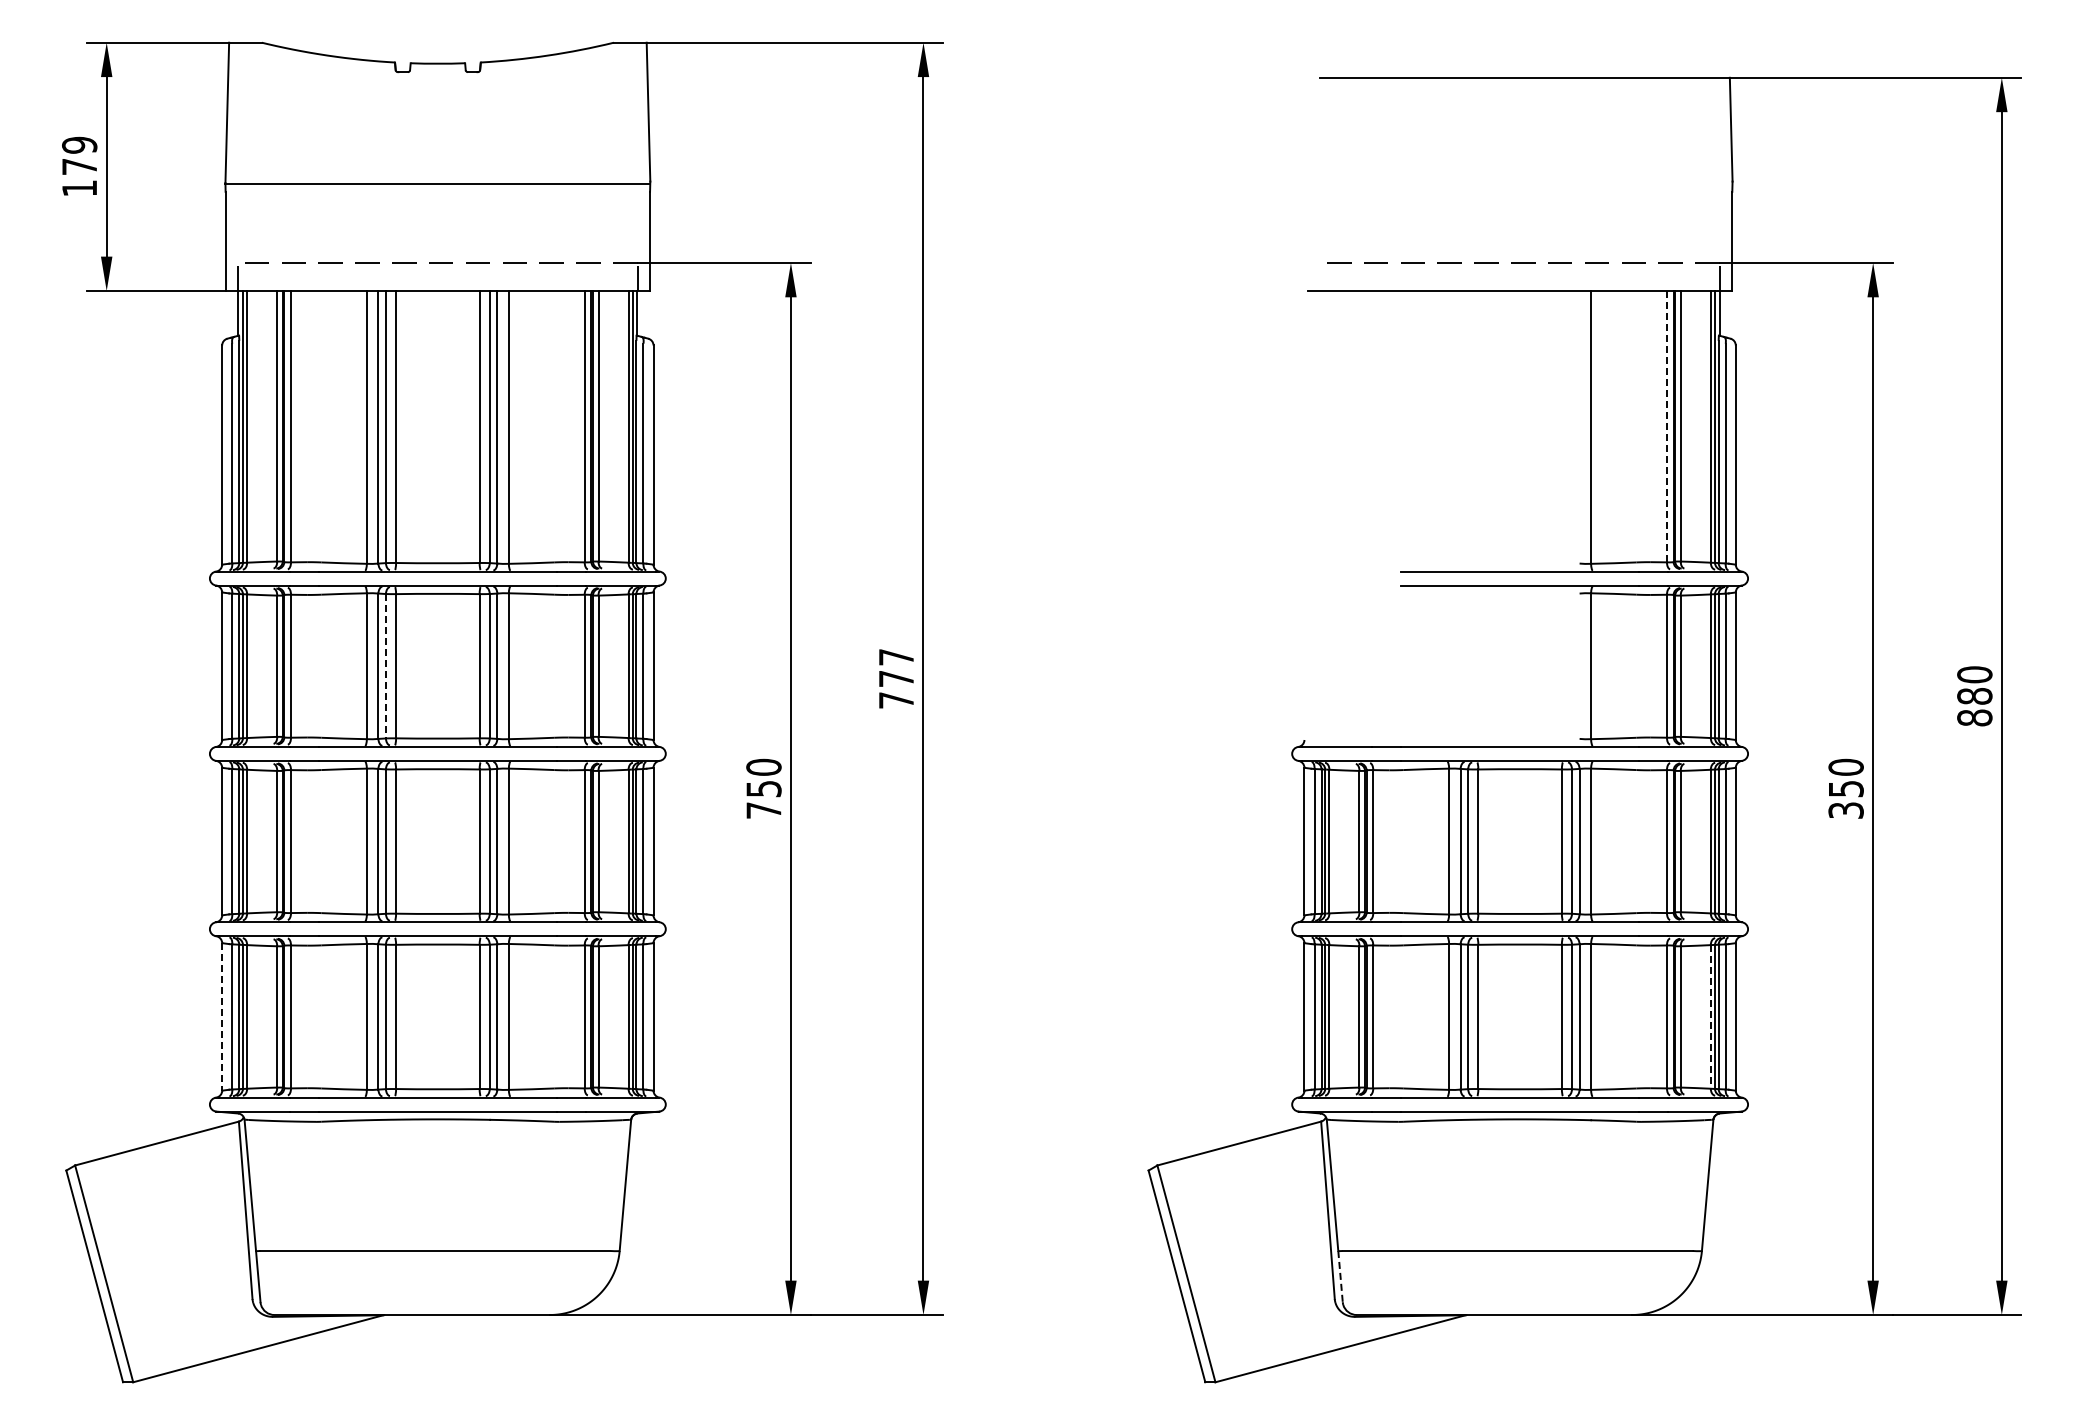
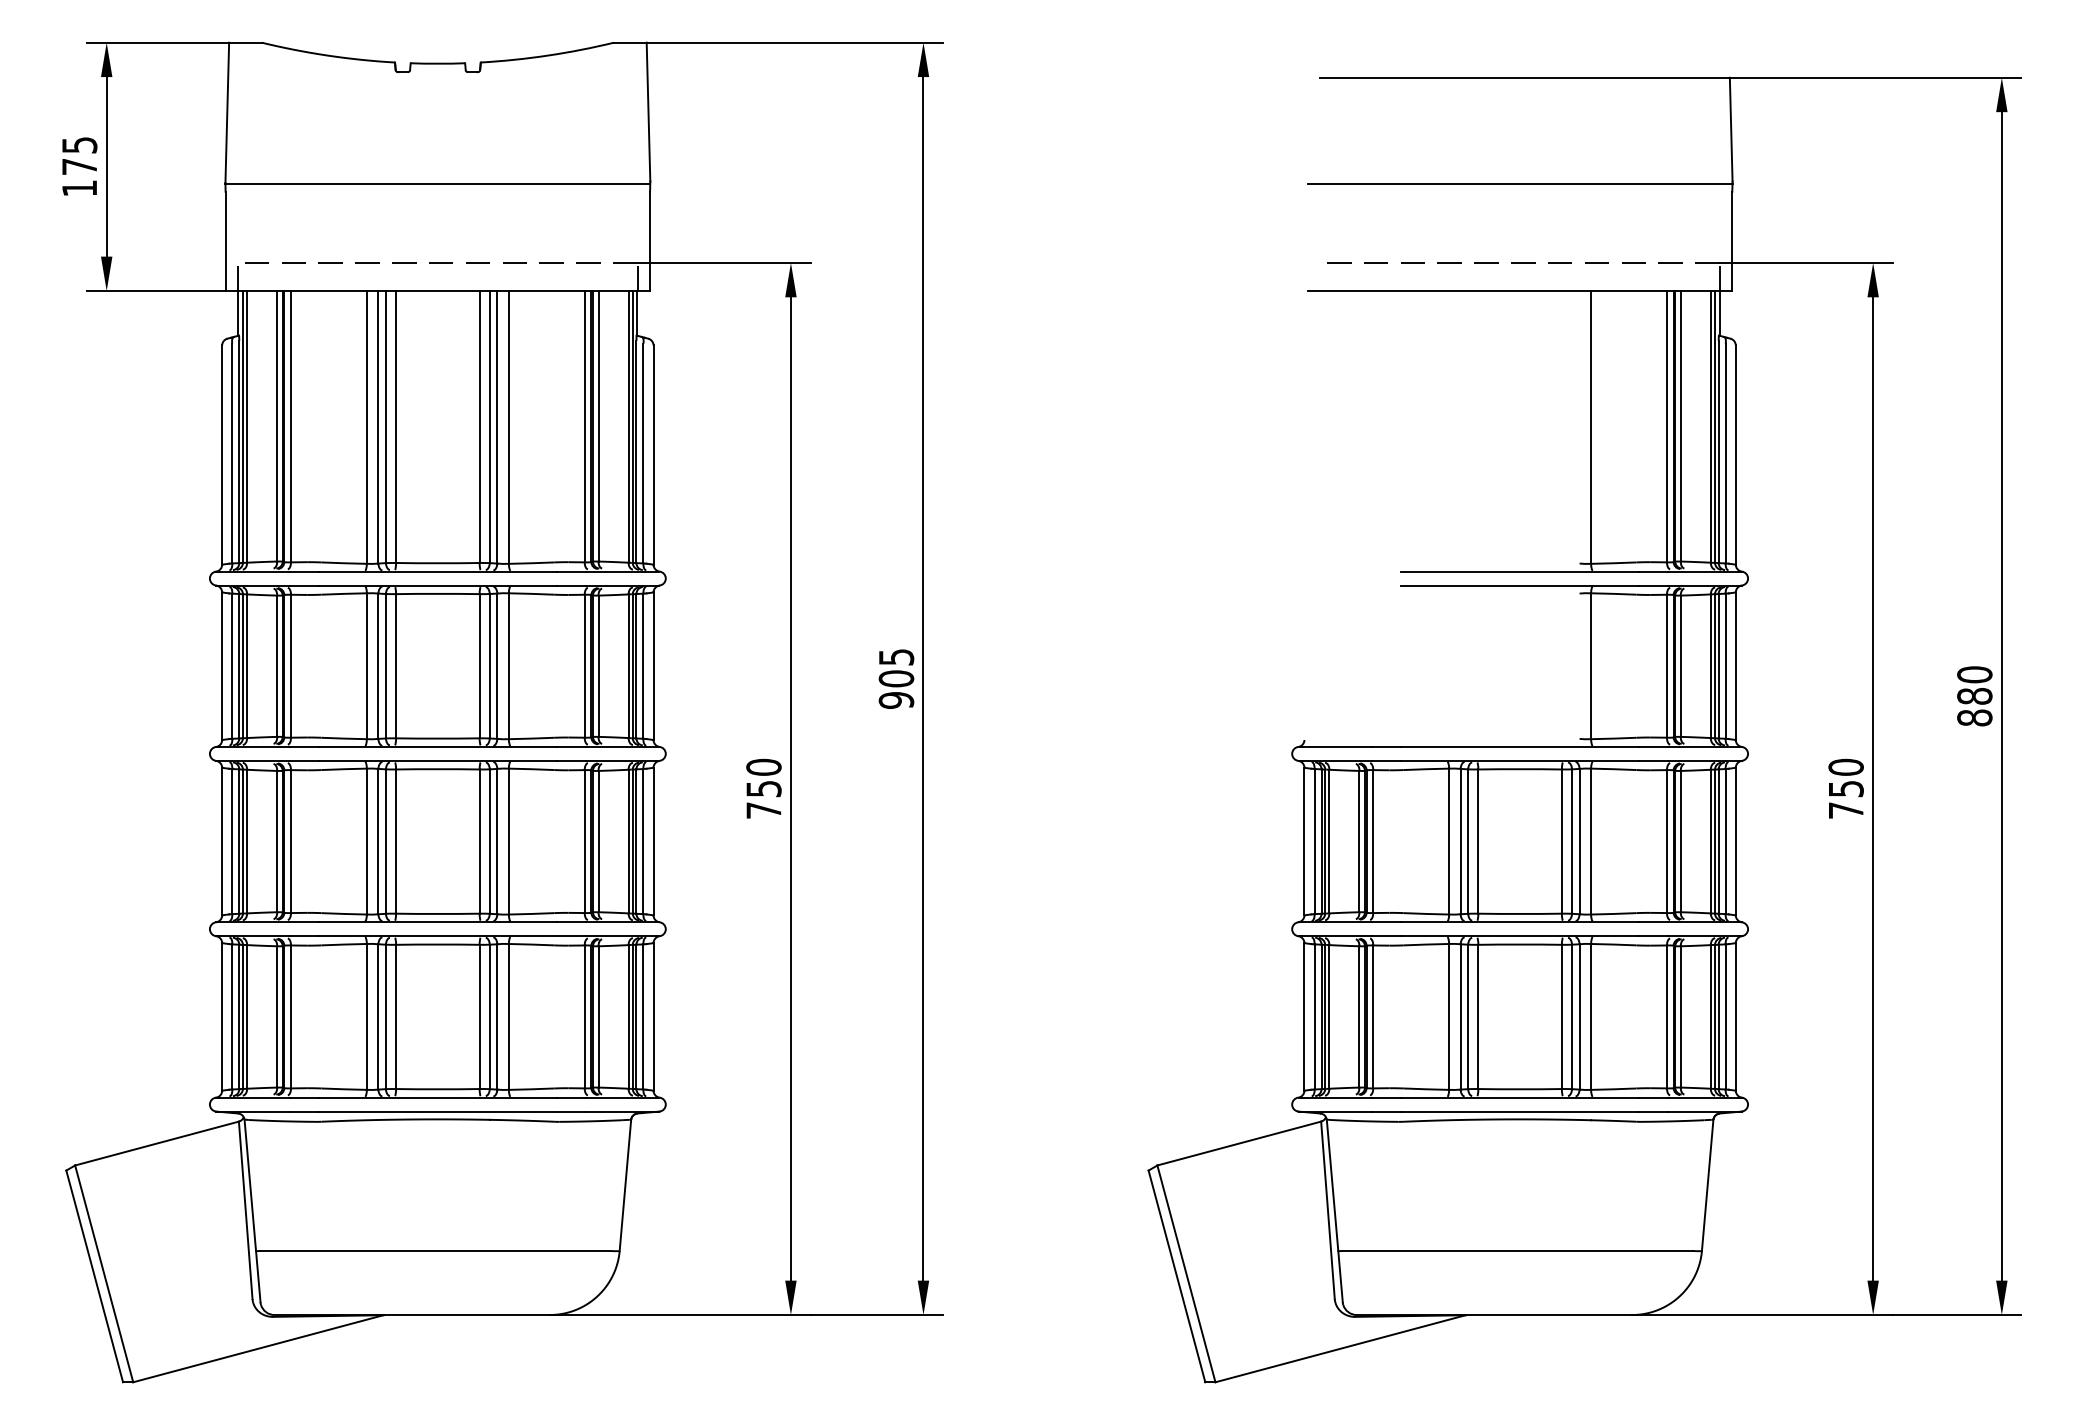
text: 179 -> 175 (79, 144)
line: none -> present (1519, 184)
line: dashed -> solid (1666, 426)
line: dashed -> solid (385, 666)
text: 777 -> 905 (896, 678)
text: 350 -> 750 (1845, 810)
line: dashed -> solid (222, 1016)
line: dashed -> solid (1710, 1016)
line: dashed -> solid (1340, 1276)
